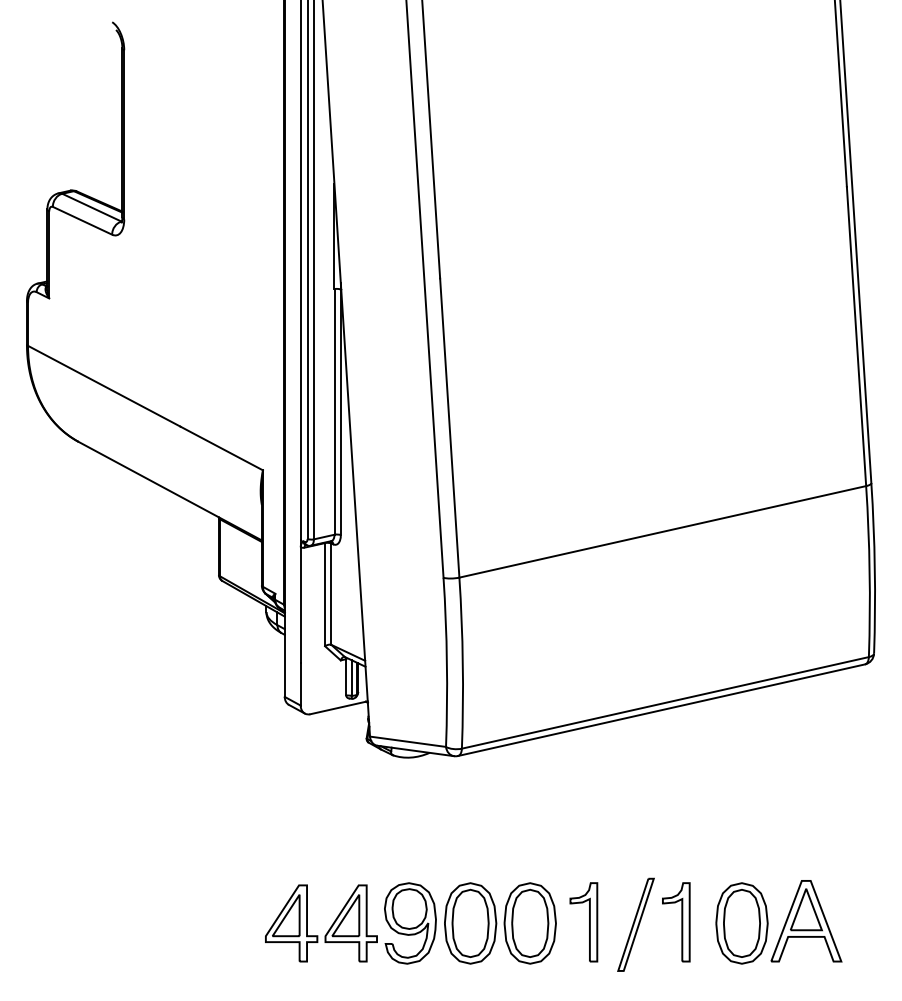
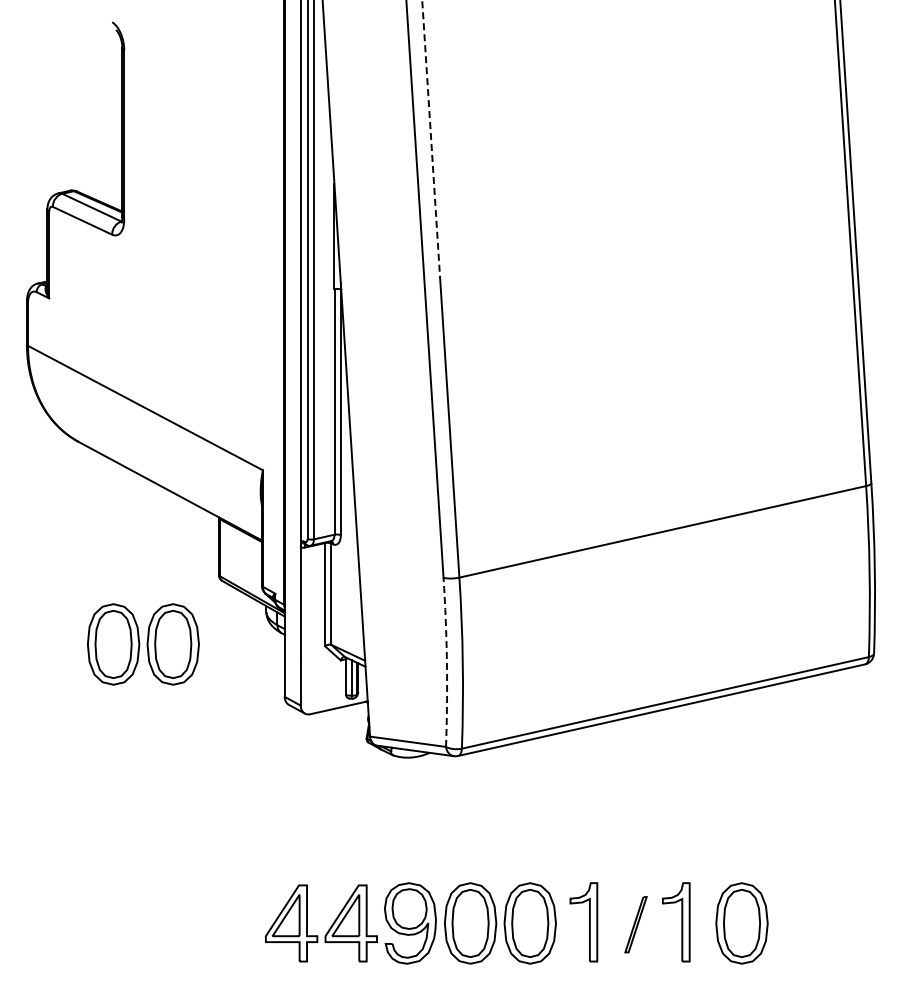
line: solid -> dashed (431, 139)
part: none -> present (143, 644)
arc: solid -> dashed (446, 662)
part: present -> none (806, 921)
part size: 38x95 px -> 24x58 px (635, 924)
